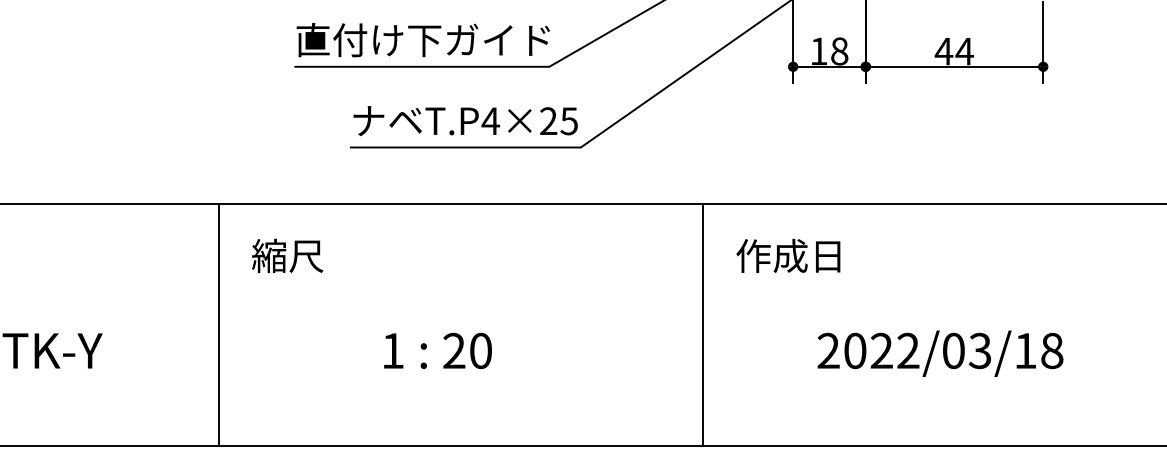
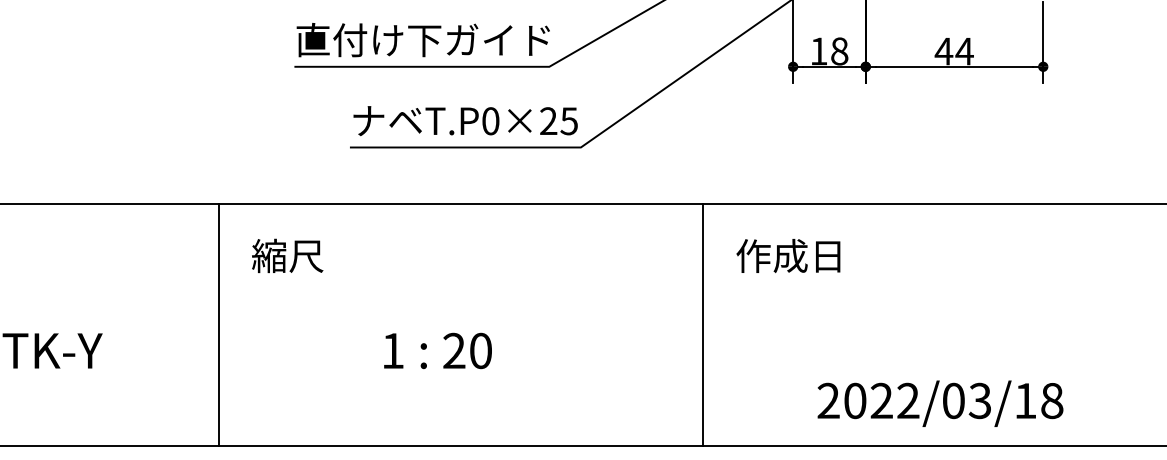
text: T.P4×25 -> T.P0×25 (490, 121)
text position: (940, 353) -> (940, 403) (940, 403)
